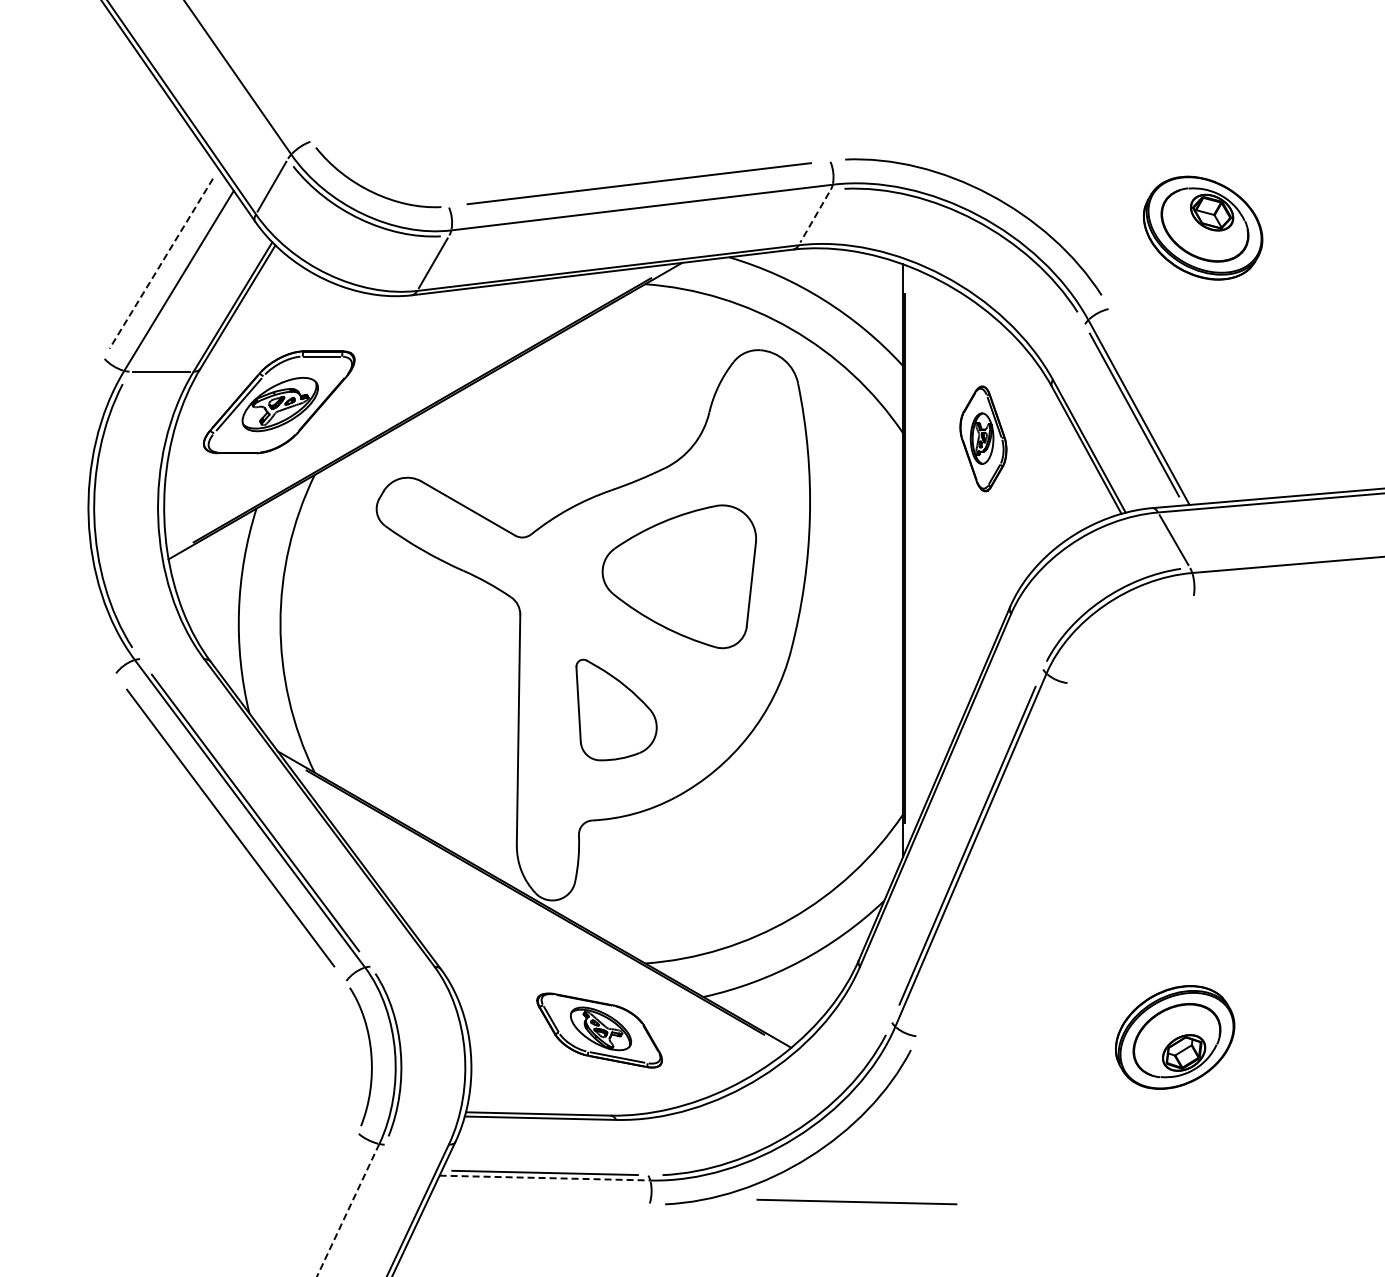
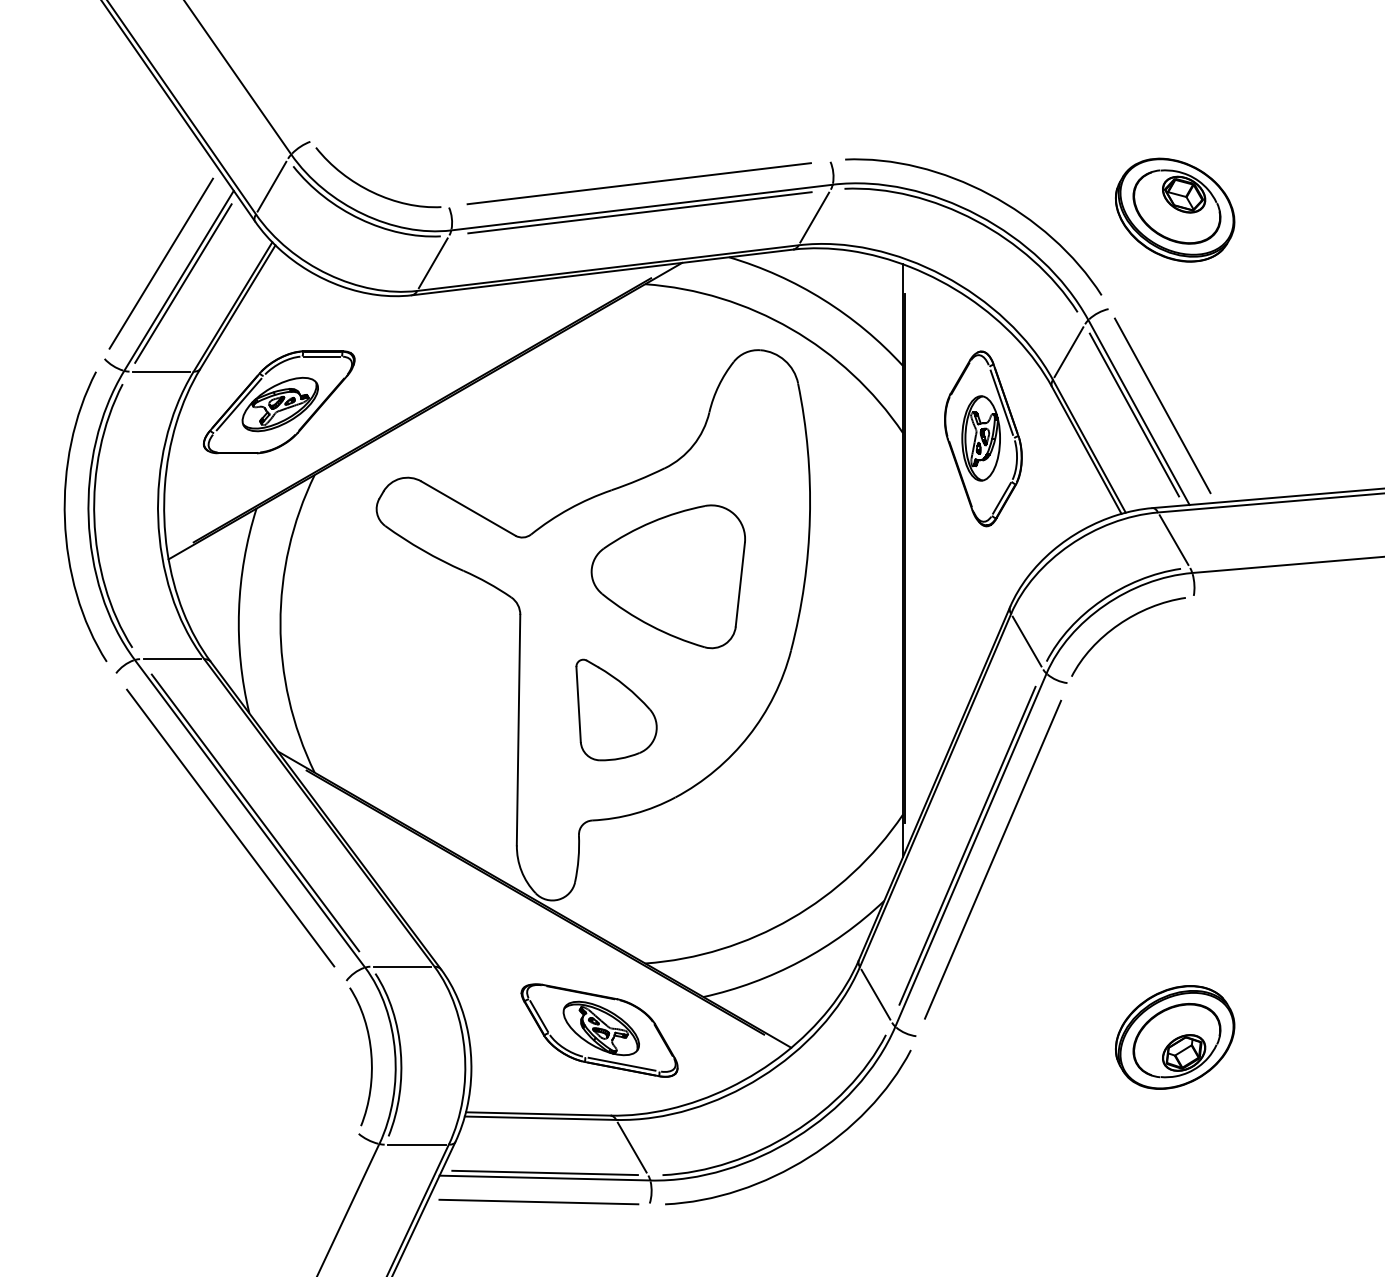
line: none -> present (639, 212)
line: dashed -> solid (814, 217)
part position: (1203, 227) -> (1175, 209) (1175, 209)
line: dashed -> solid (161, 264)
line: none -> present (183, 283)
line: none -> present (1068, 352)
line: none -> present (1162, 405)
part size: 49x108 px -> 79x178 px (983, 438)
curve: none -> present (65, 516)
part position: (678, 576) -> (667, 576) (667, 576)
curve: none -> present (1118, 626)
line: none -> present (1026, 641)
line: none -> present (172, 659)
line: none -> present (992, 859)
line: none -> present (402, 966)
line: none -> present (875, 994)
part size: 127x77 px -> 159x95 px (599, 1030)
line: none -> present (416, 1144)
line: none -> present (631, 1147)
line: dashed -> solid (545, 1178)
line position: (856, 1201) -> (538, 1201) (538, 1201)
line: dashed -> solid (348, 1210)
